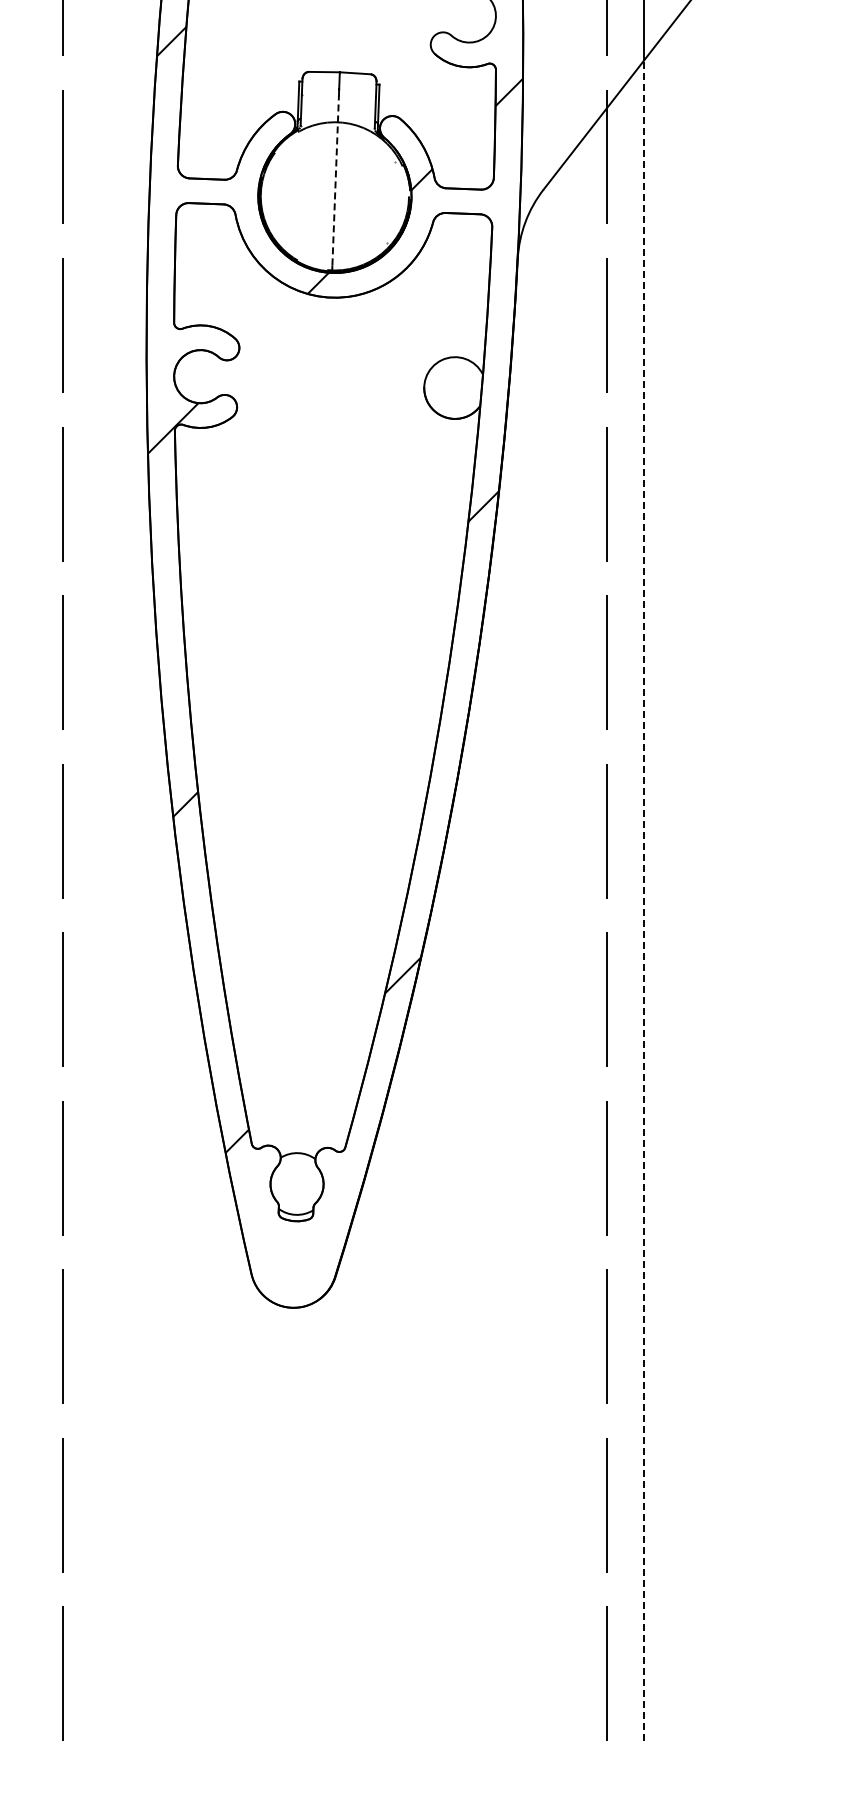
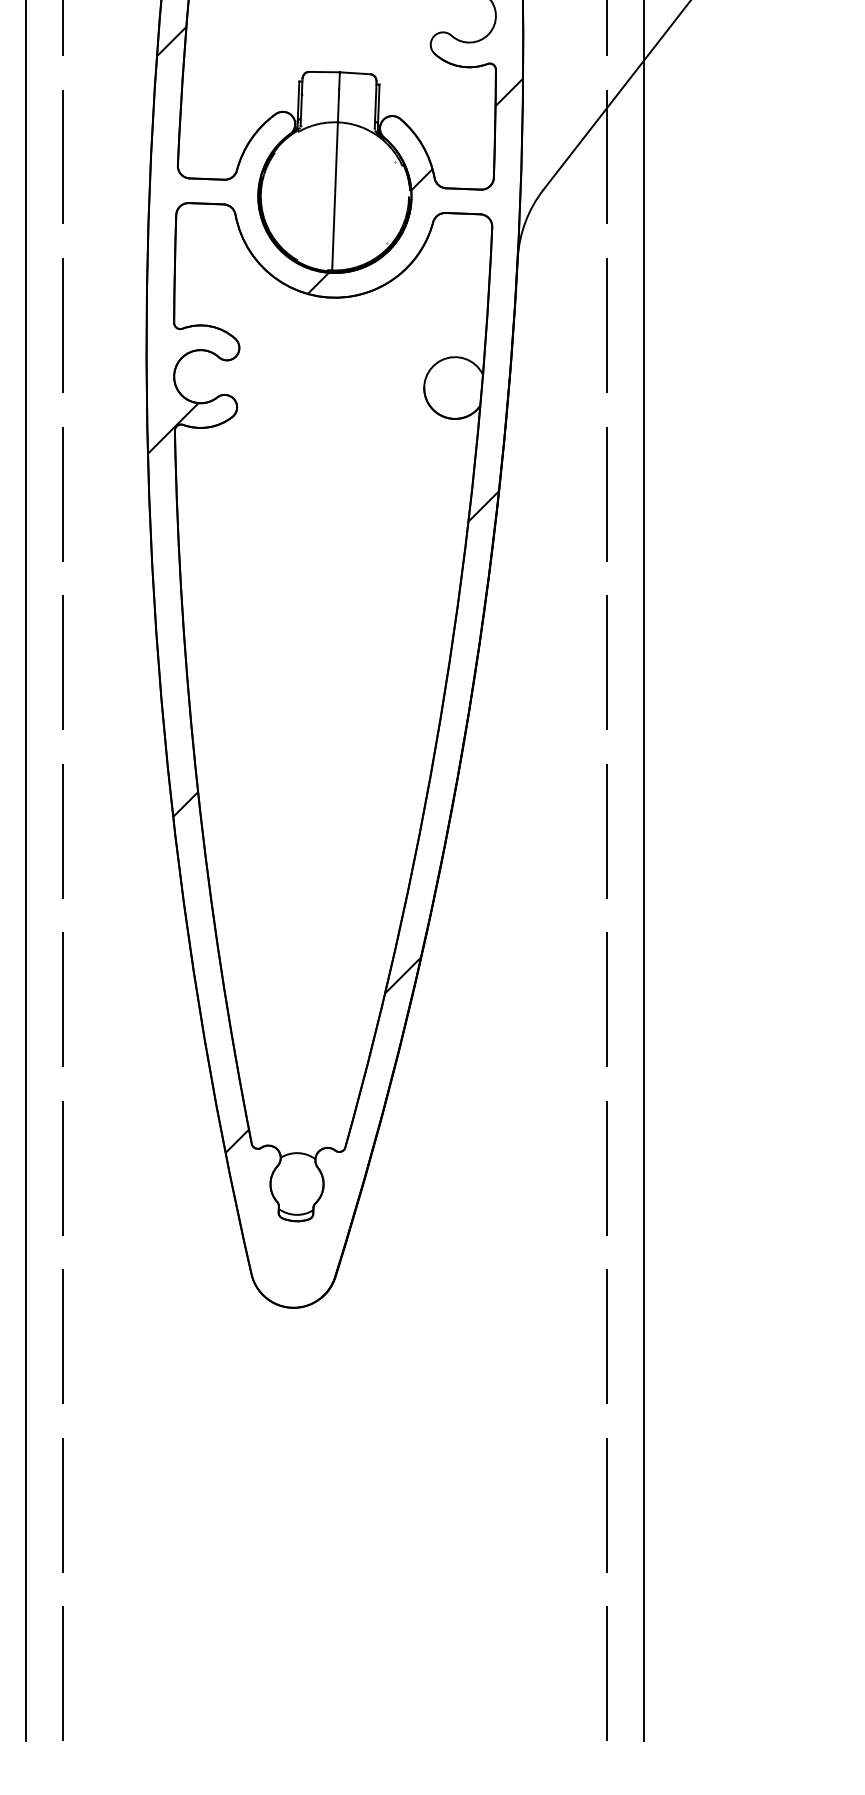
line: dashed -> solid (335, 180)
line: none -> present (25, 871)
line: dashed -> solid (643, 900)
